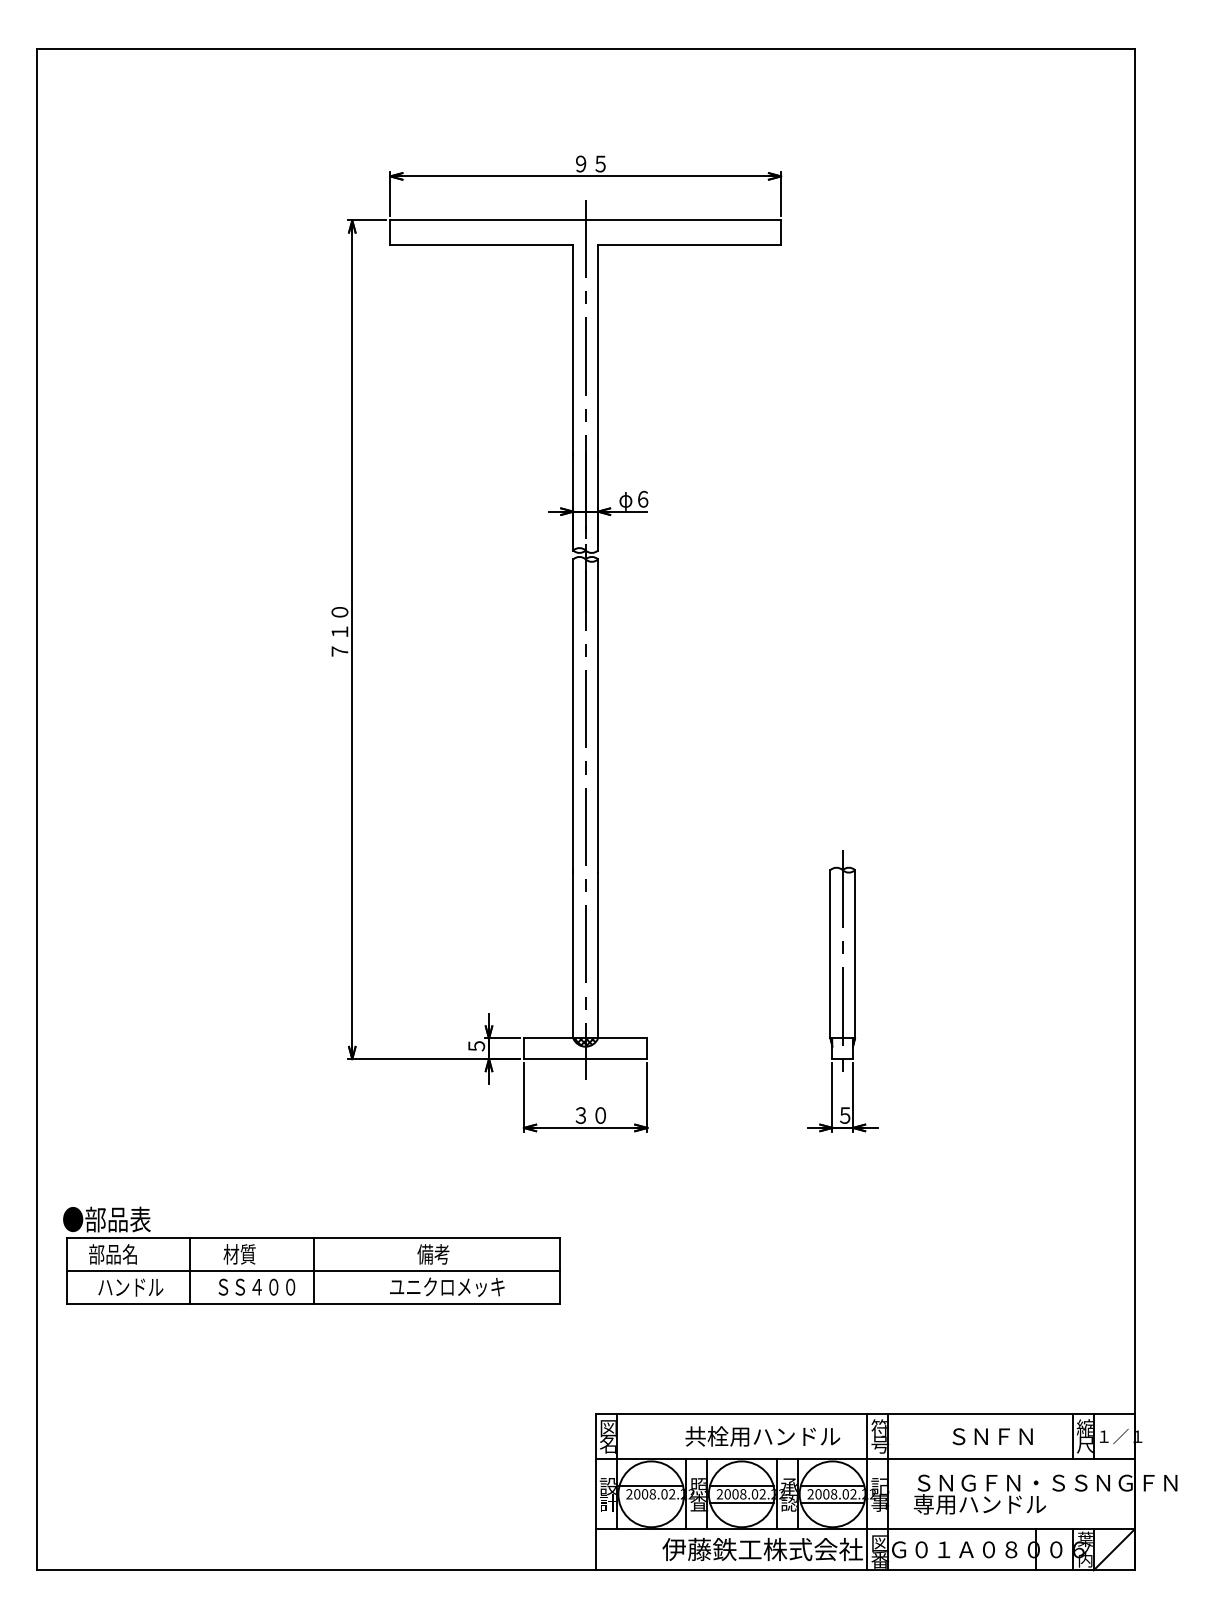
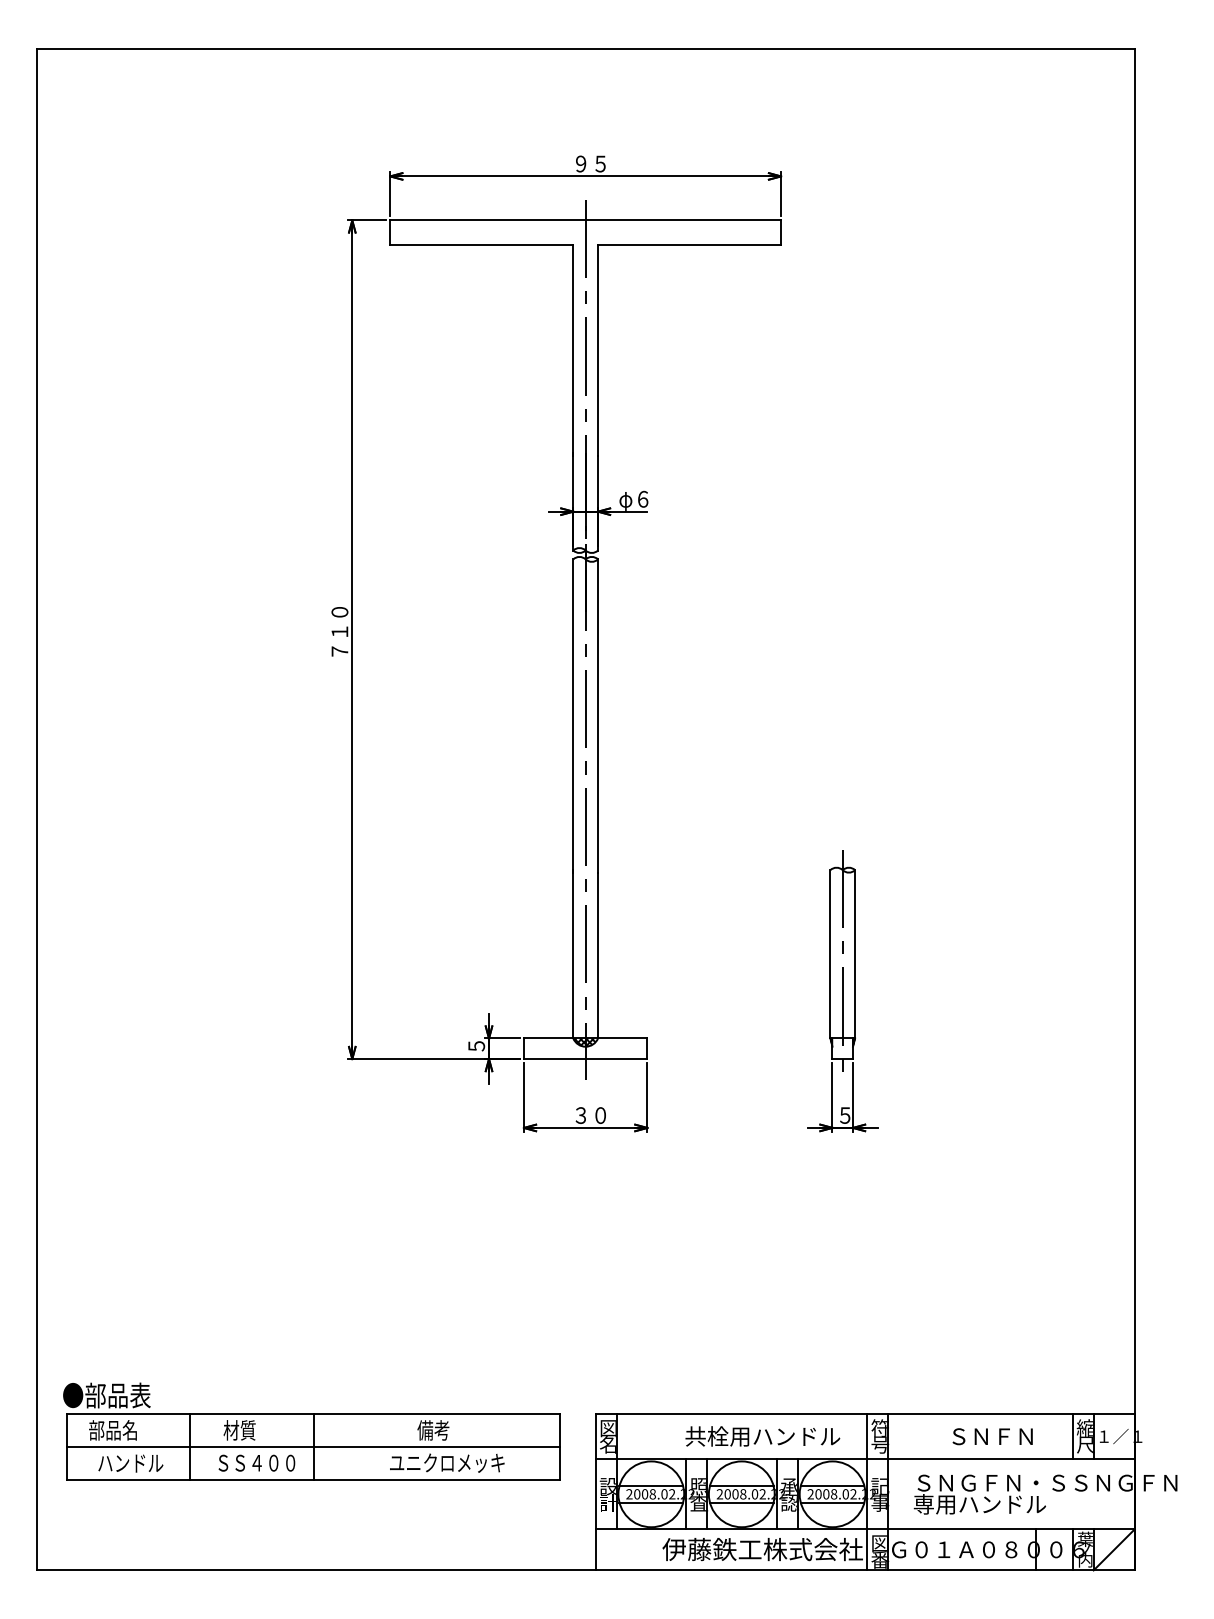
part position: (311, 1255) -> (311, 1431) (311, 1431)
line: none -> present (651, 1502)
